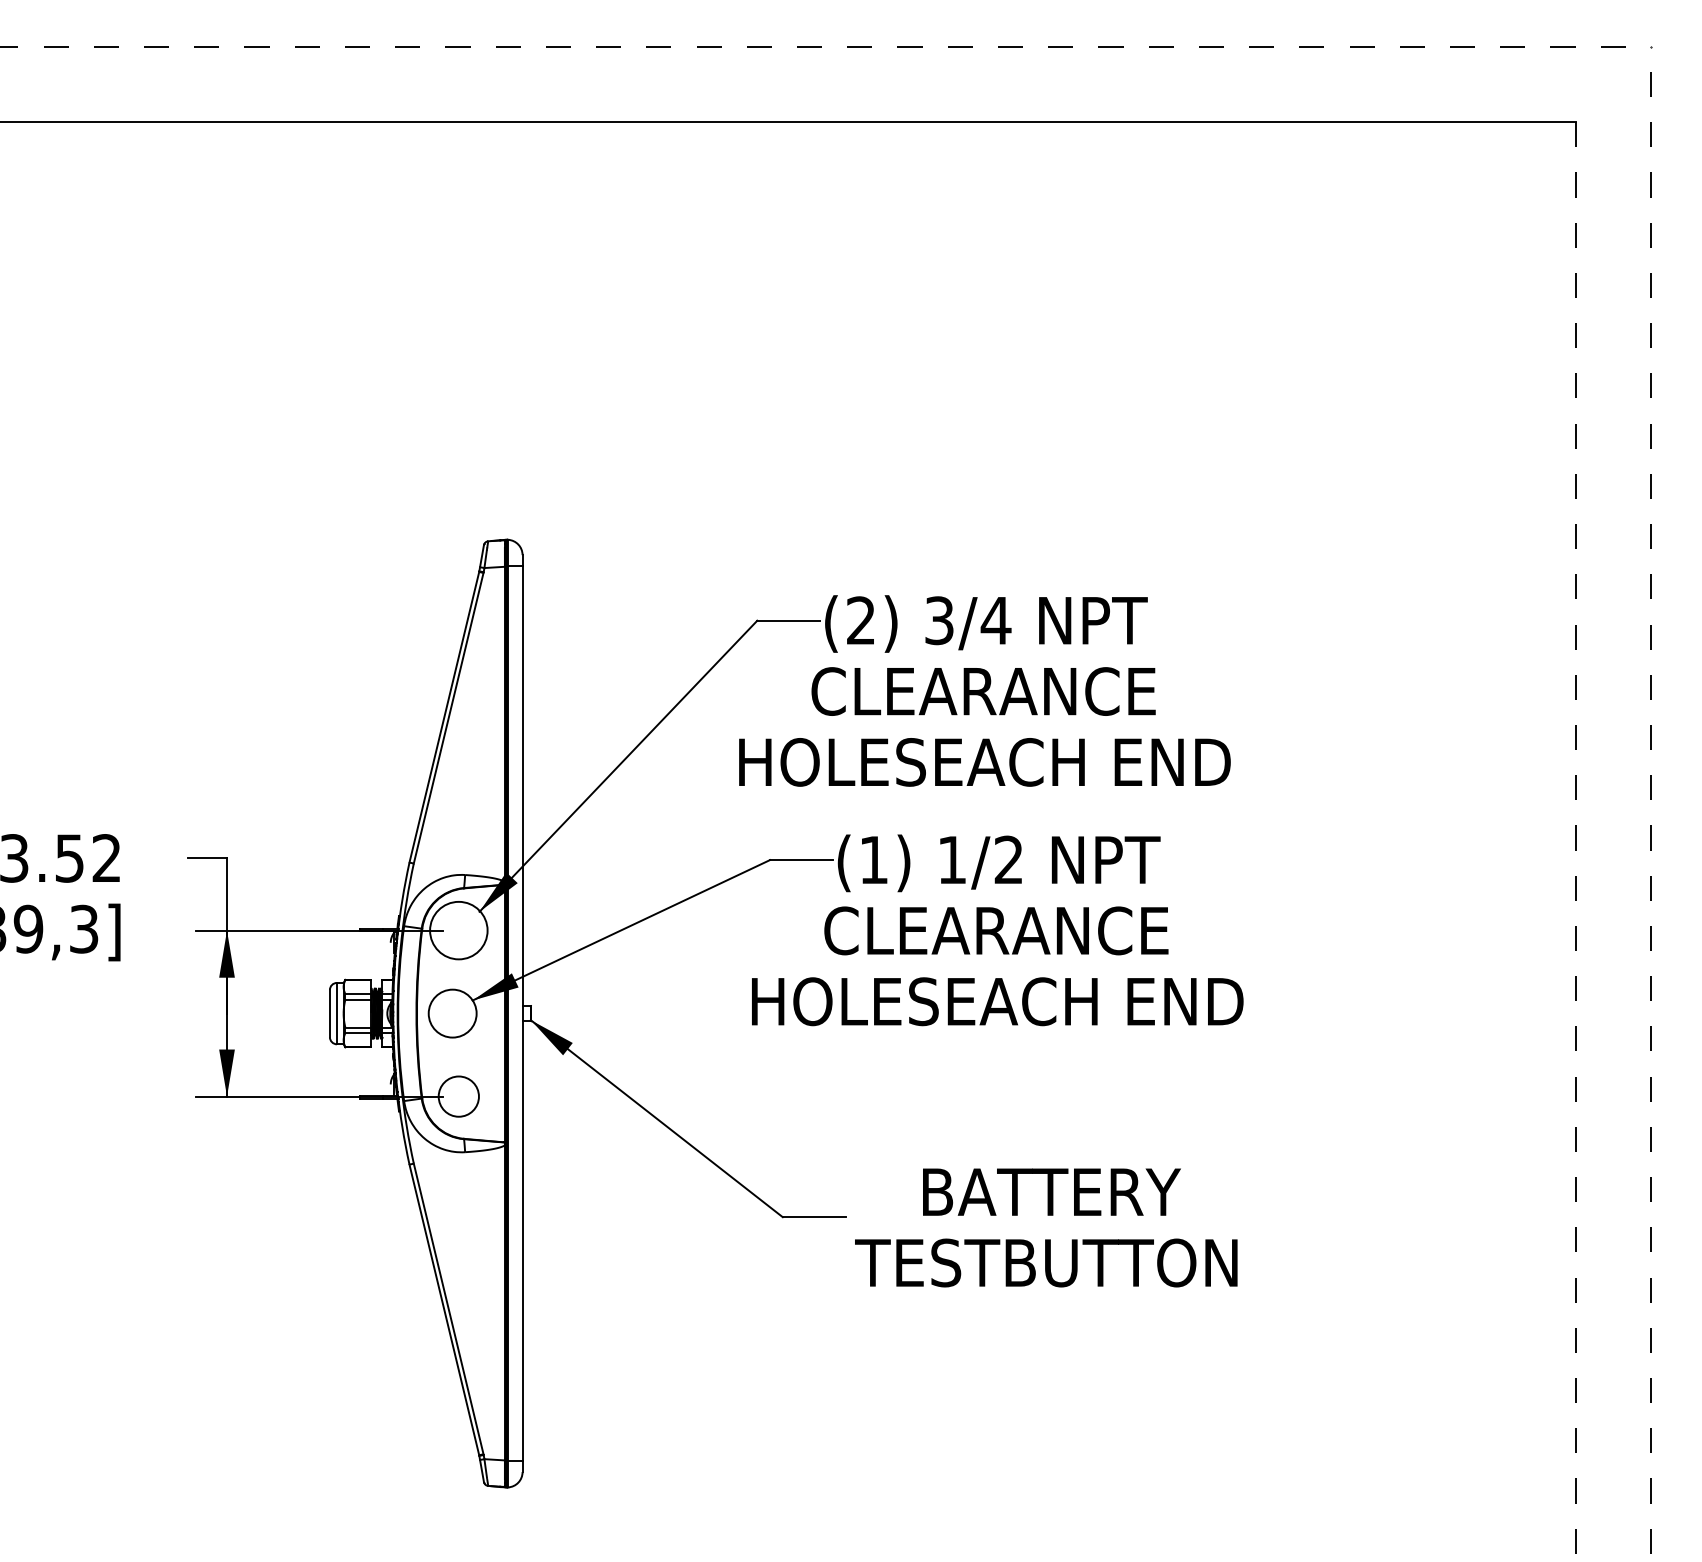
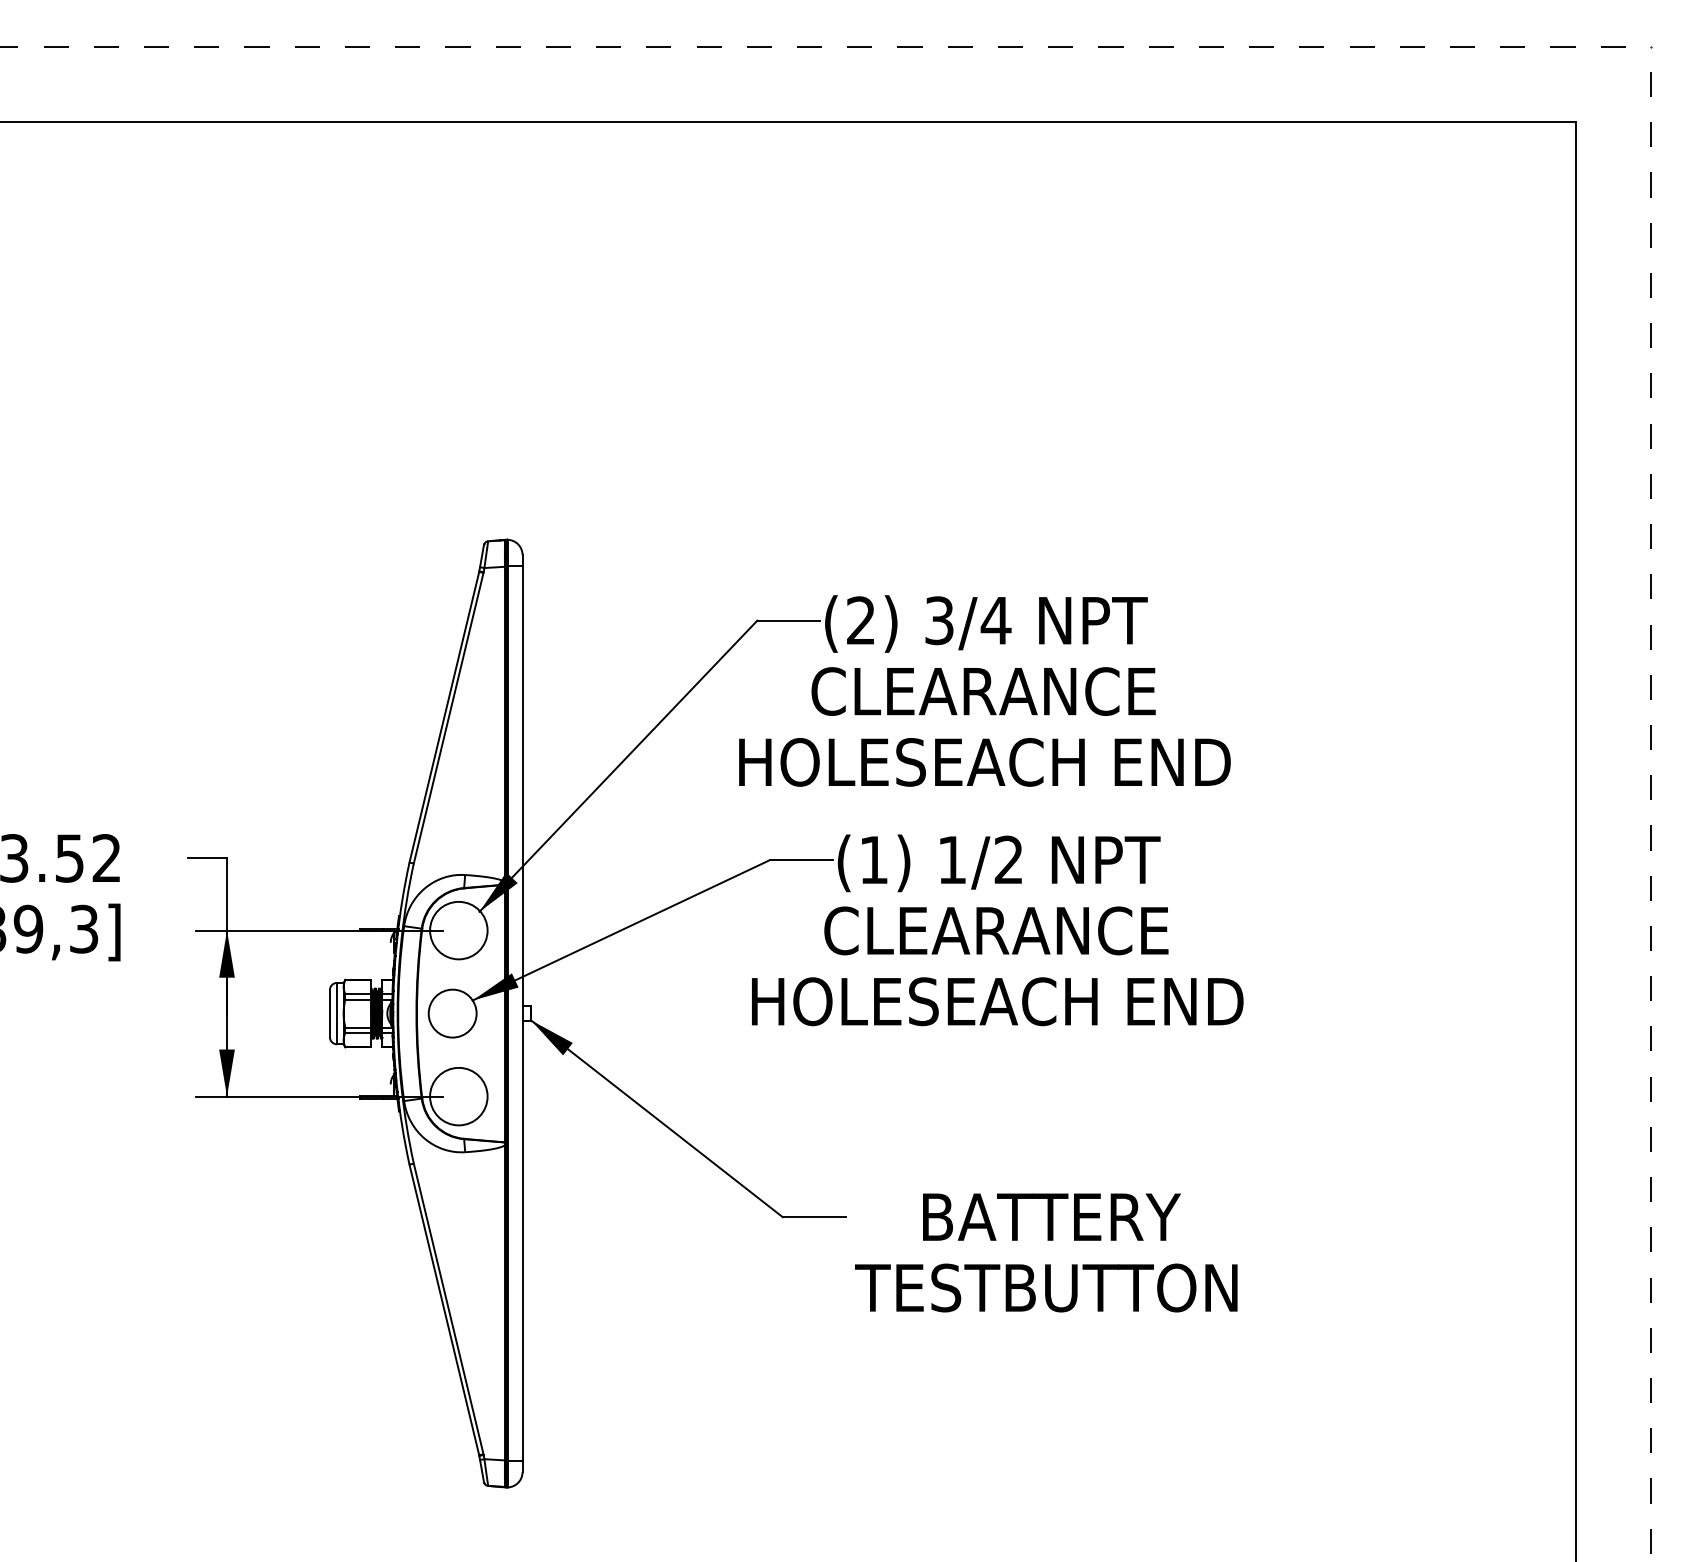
line: dashed -> solid (1575, 842)
circle diameter: 40 px -> 58 px (458, 1096)
text position: (1046, 1227) -> (1046, 1252) (1046, 1252)
